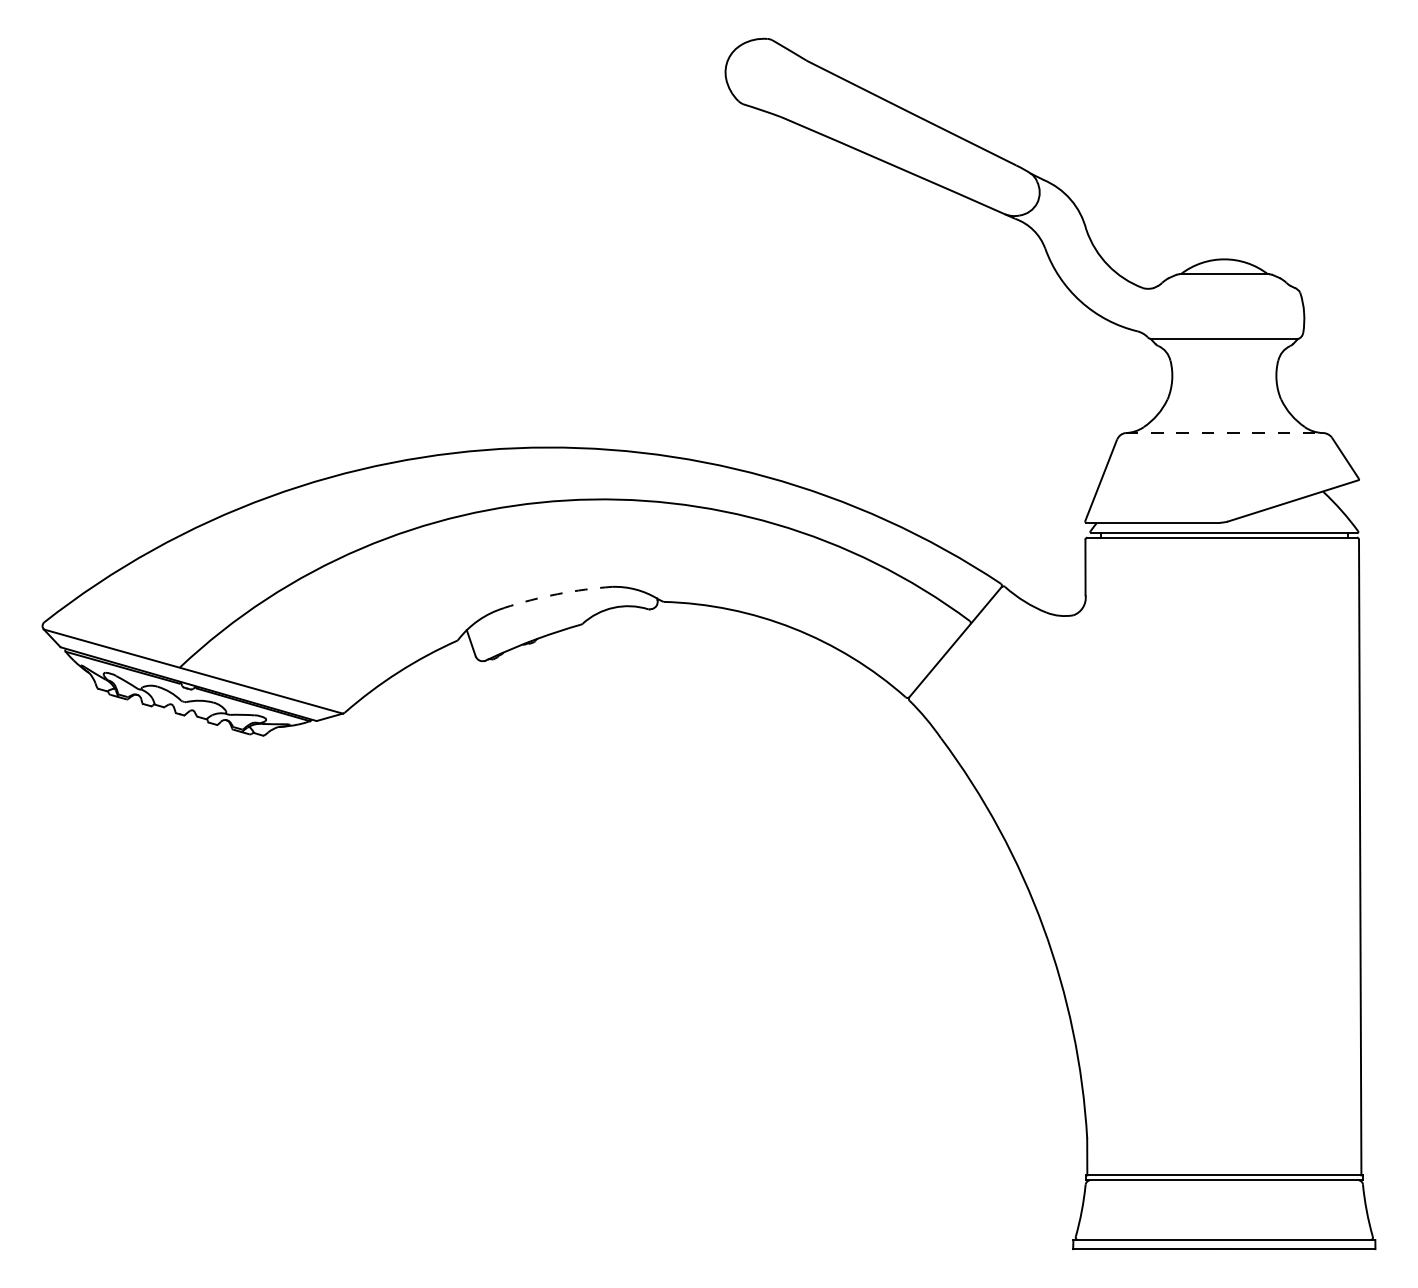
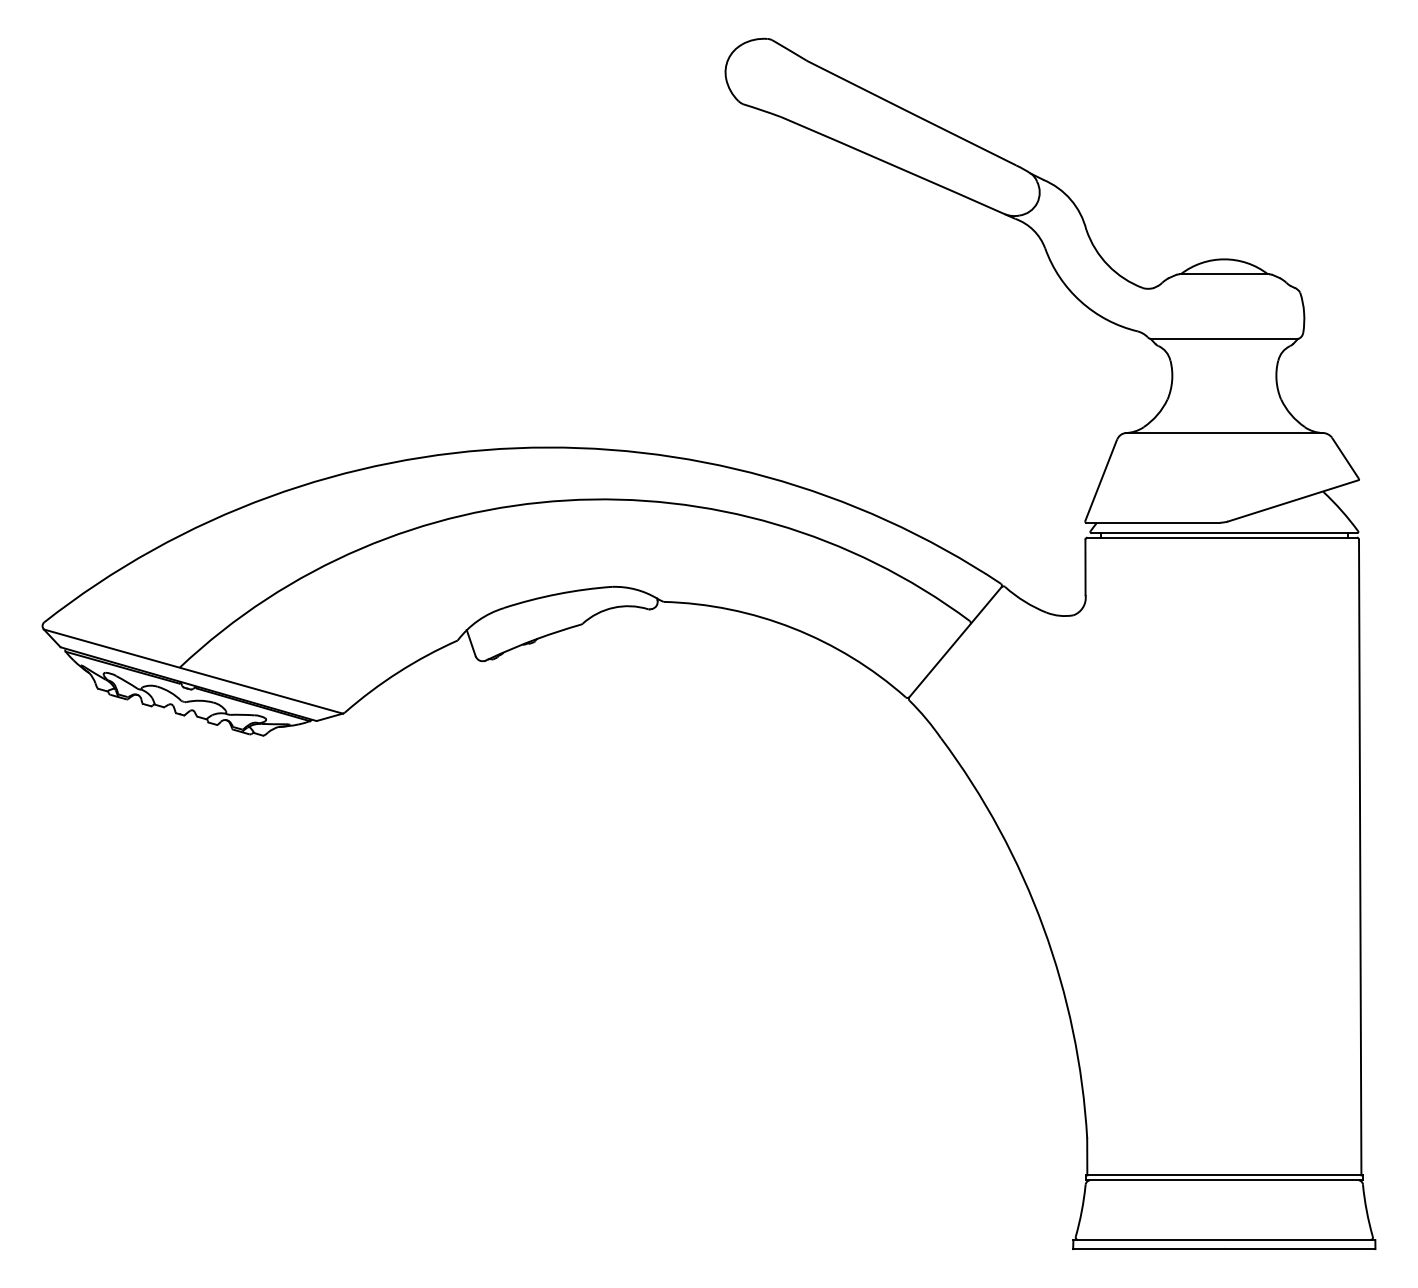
line: dashed -> solid (1224, 432)
arc: dashed -> solid (557, 594)
